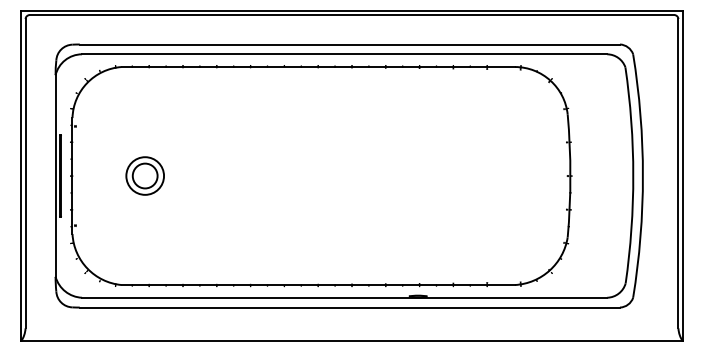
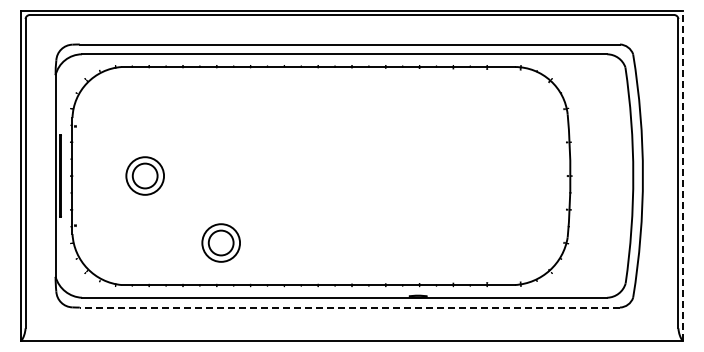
line: solid -> dashed (682, 175)
part: none -> present (220, 242)
line: solid -> dashed (349, 307)
